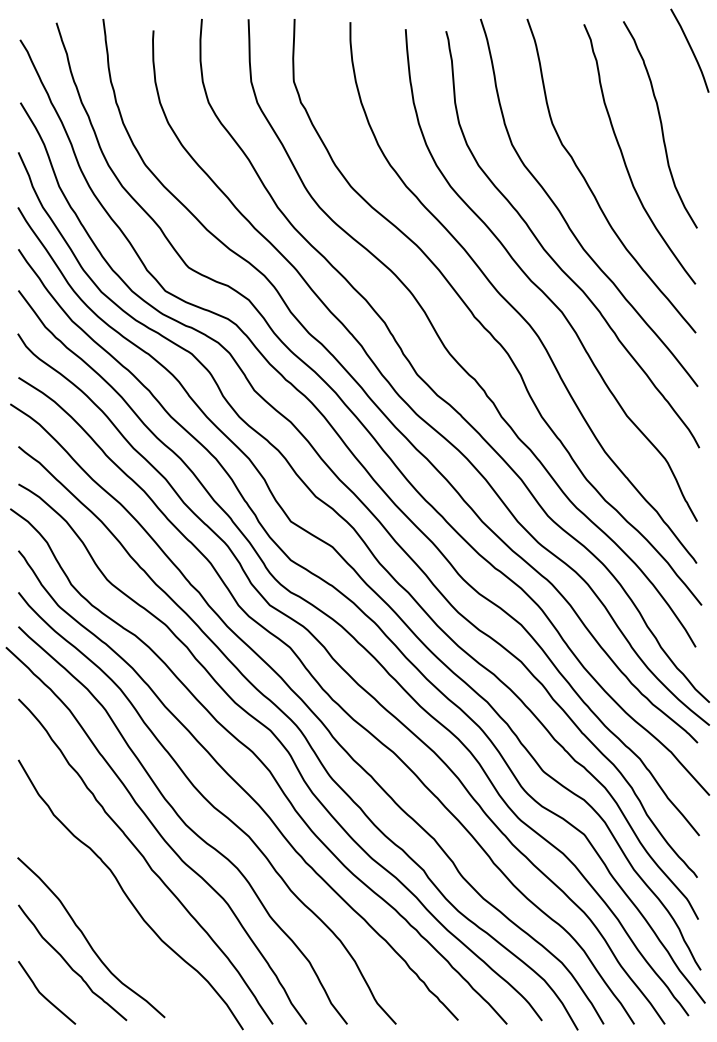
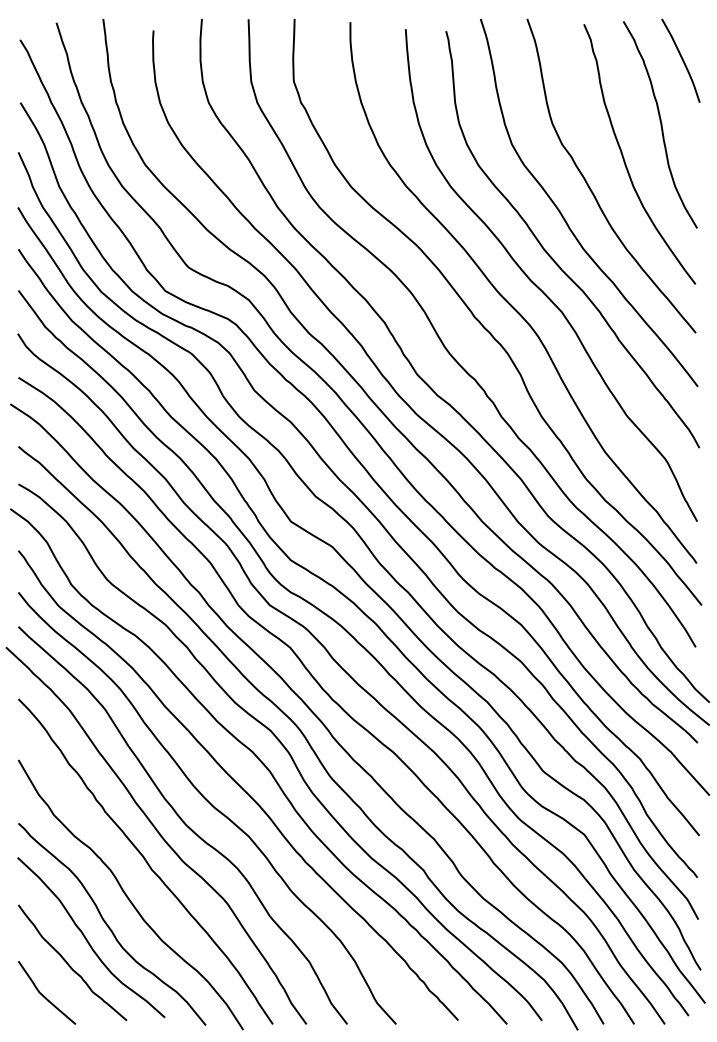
curve position: (690, 49) -> (681, 59) (681, 59)
curve: none -> present (109, 926)
